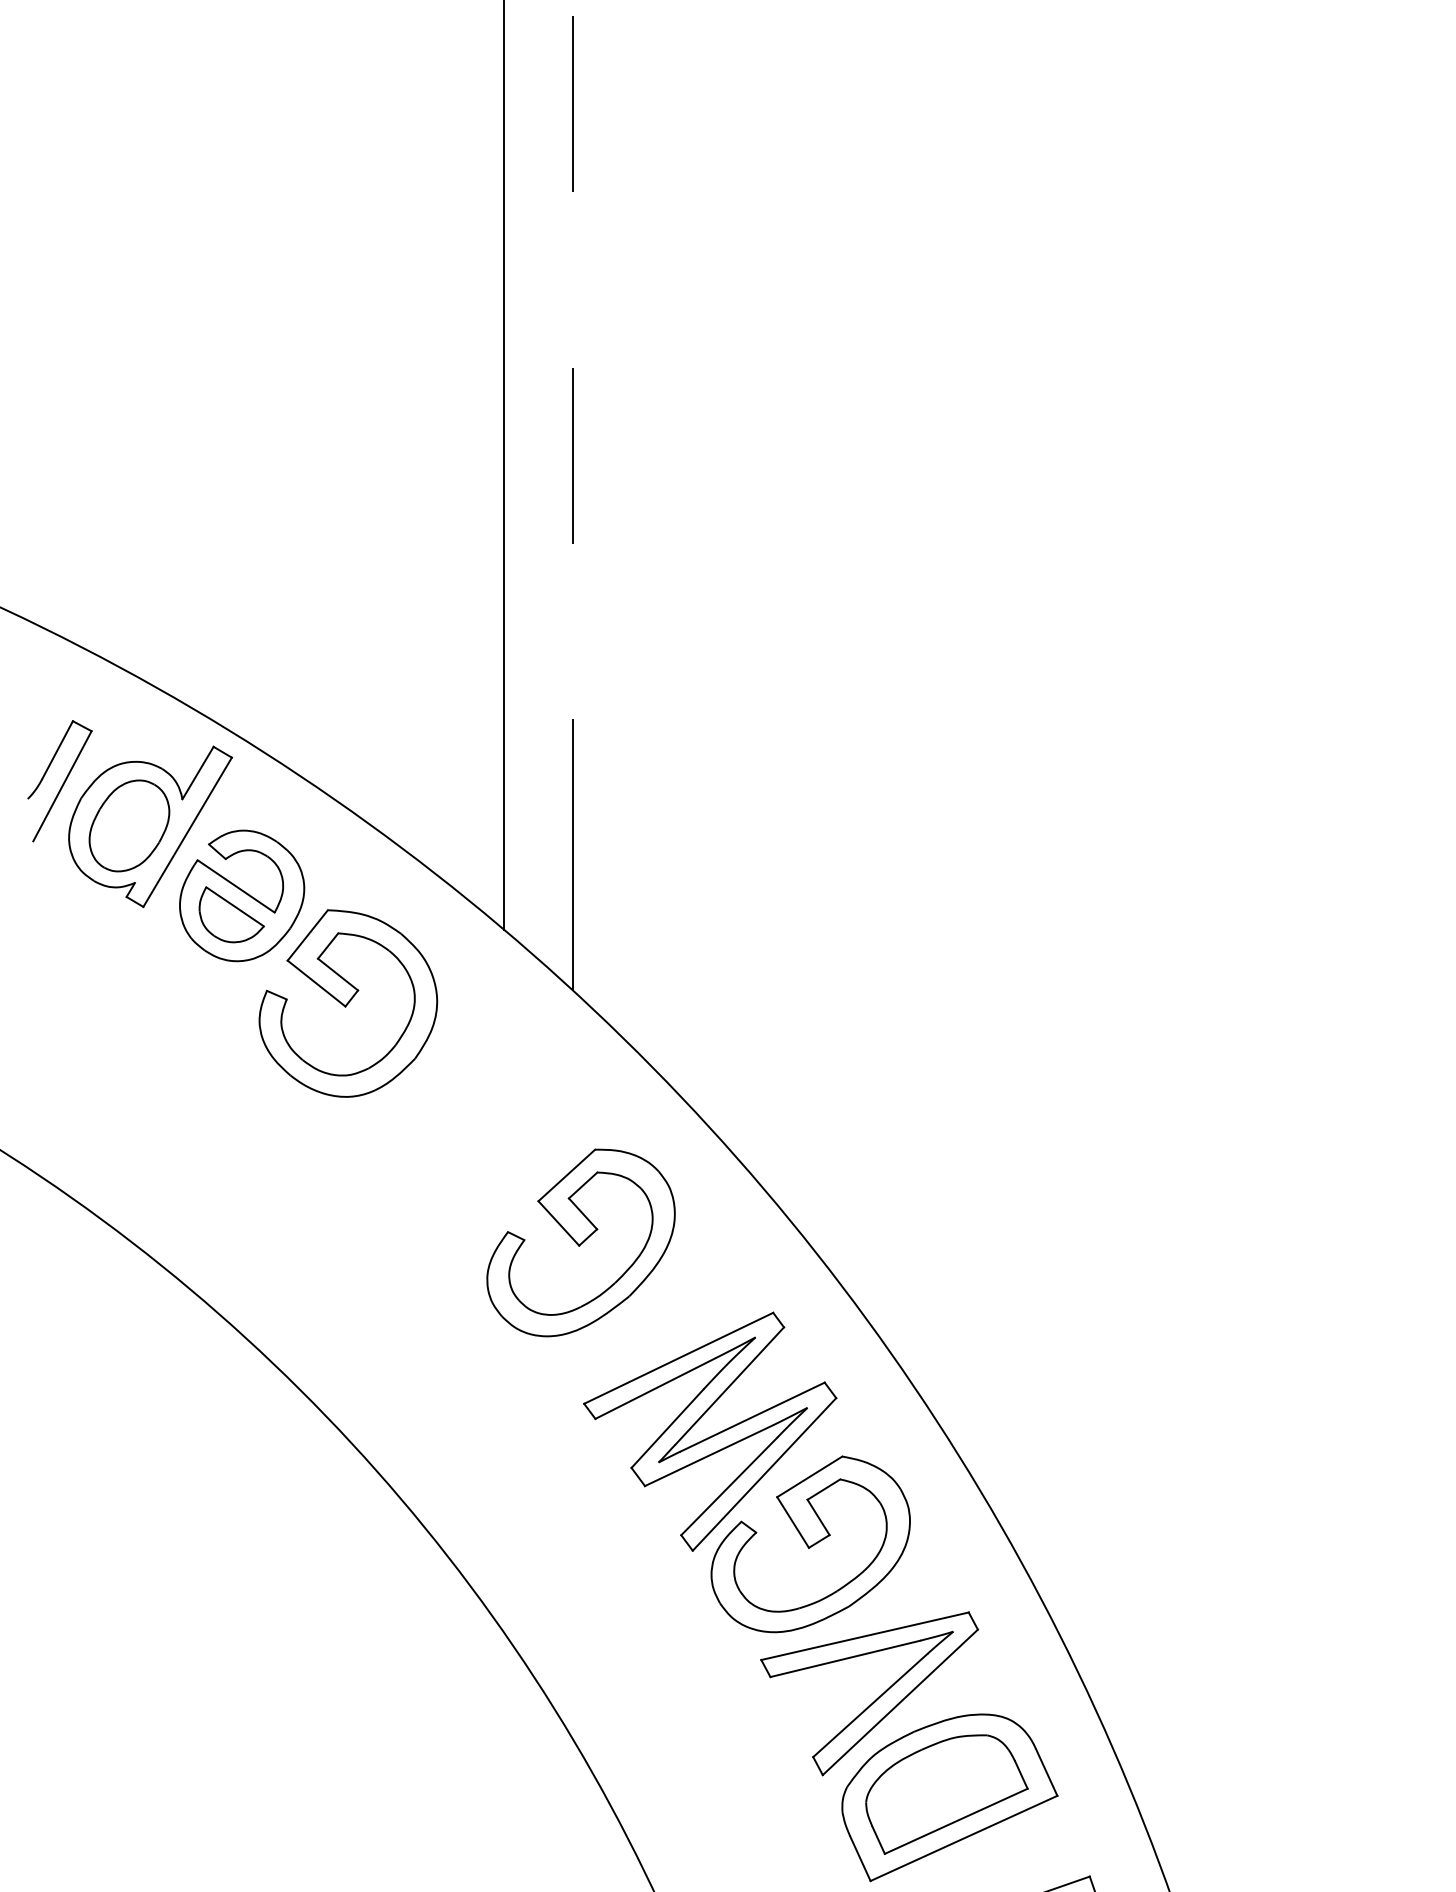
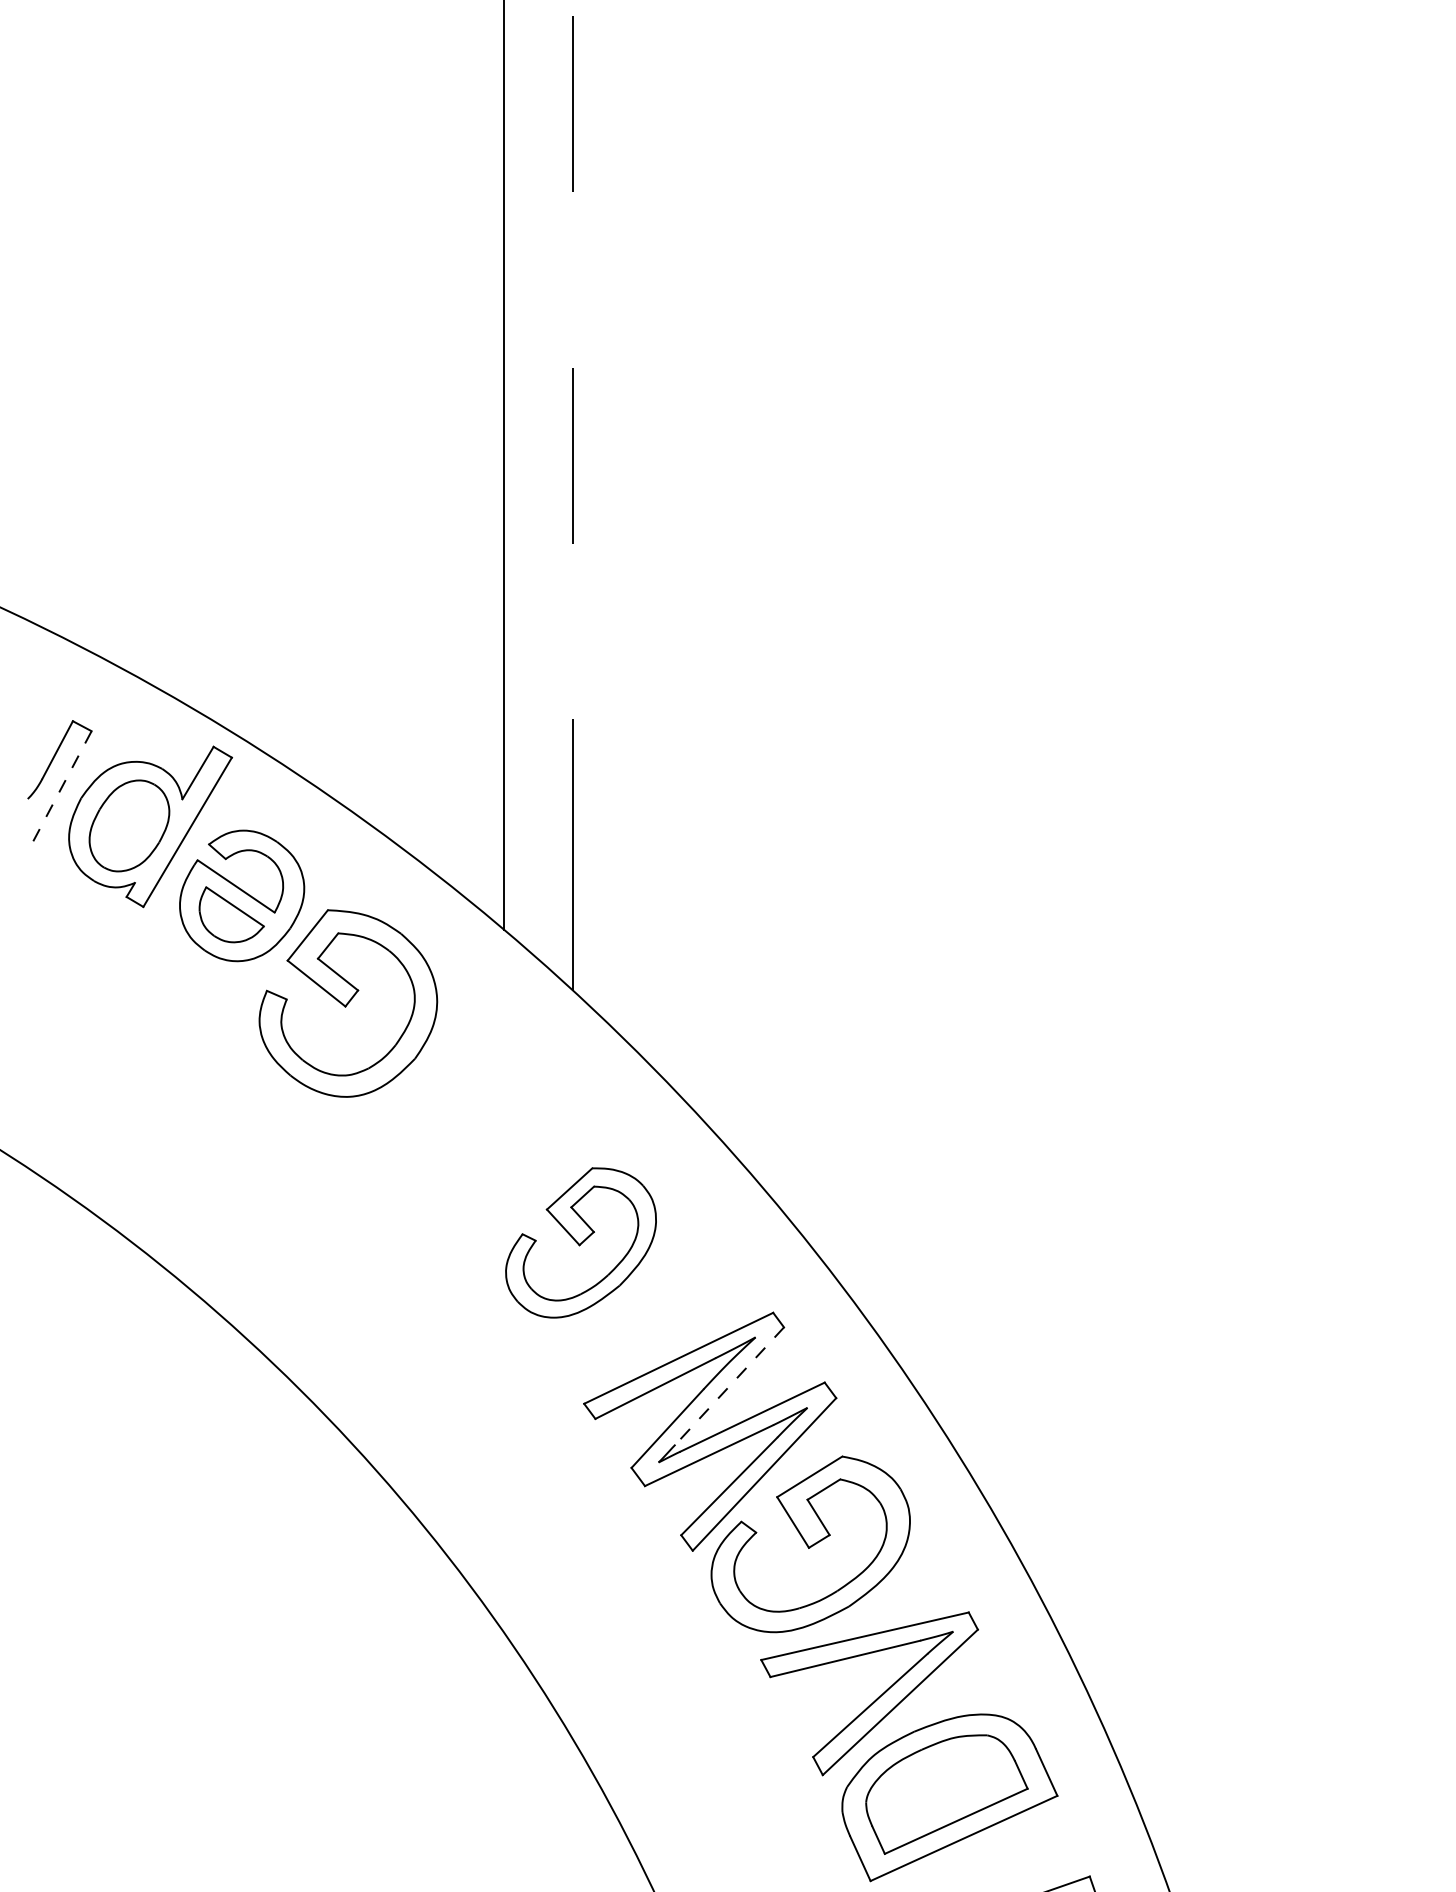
line: solid -> dashed (62, 786)
part size: 190x190 px -> 152x152 px (580, 1242)
line: solid -> dashed (729, 1386)
